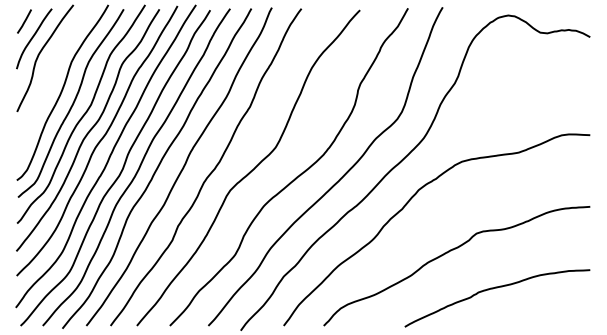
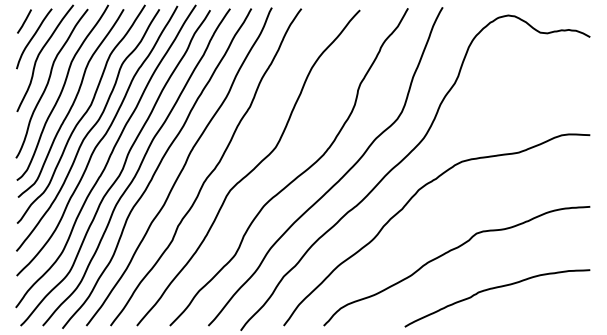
curve: none -> present (49, 81)
